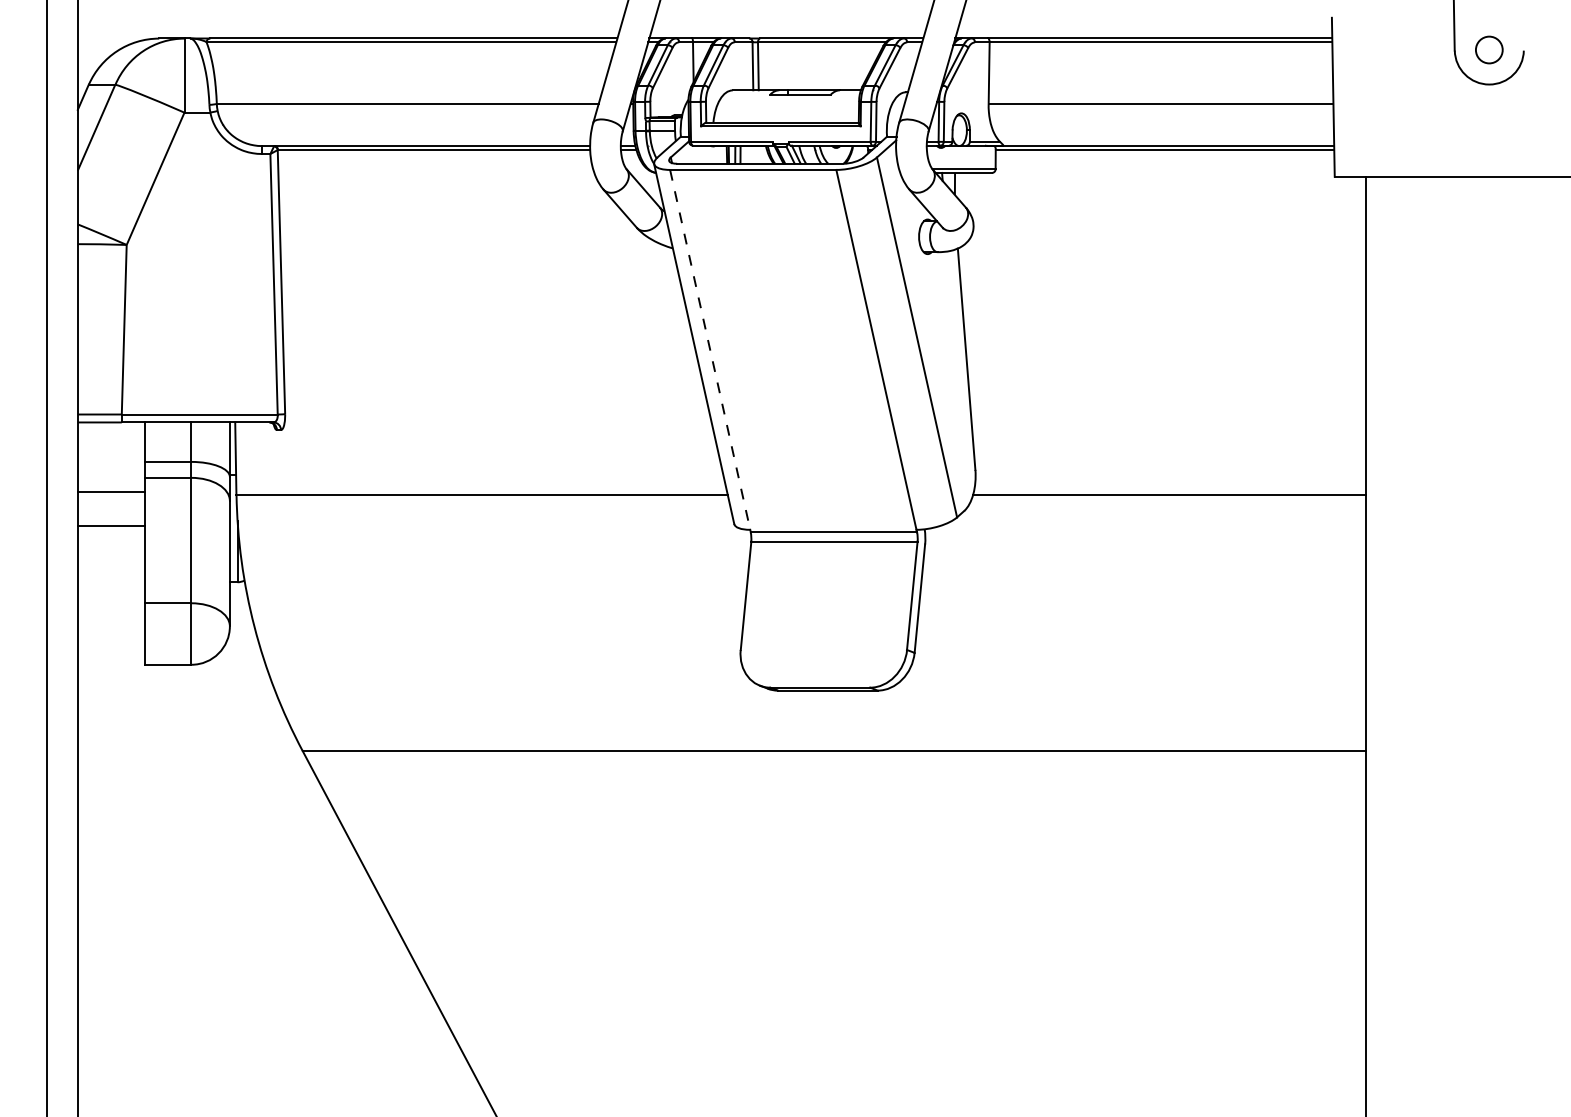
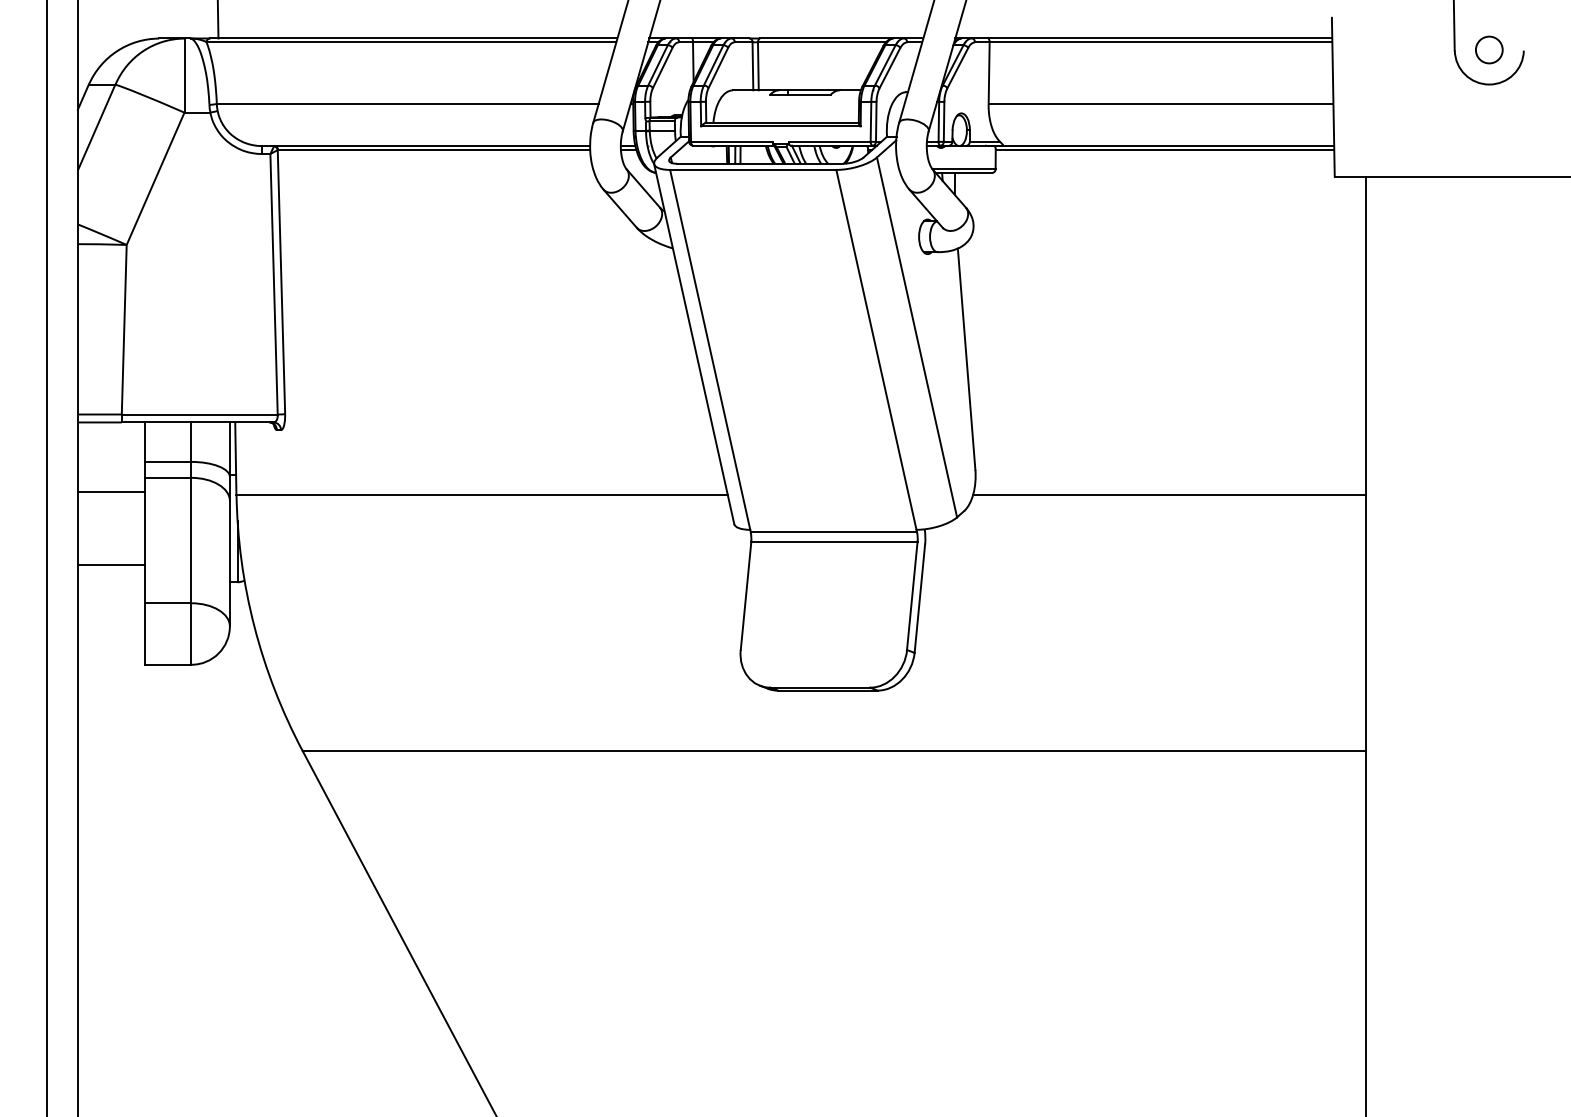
line: none -> present (217, 20)
line: dashed -> solid (710, 350)
line position: (111, 525) -> (111, 564) (111, 564)
